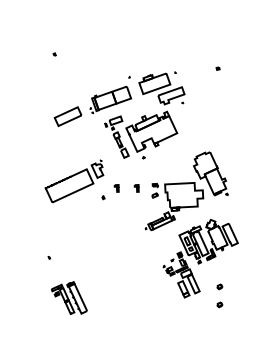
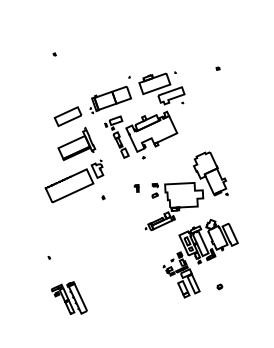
part: none -> present (76, 143)
part: present -> none (116, 188)
part: present -> none (219, 304)
